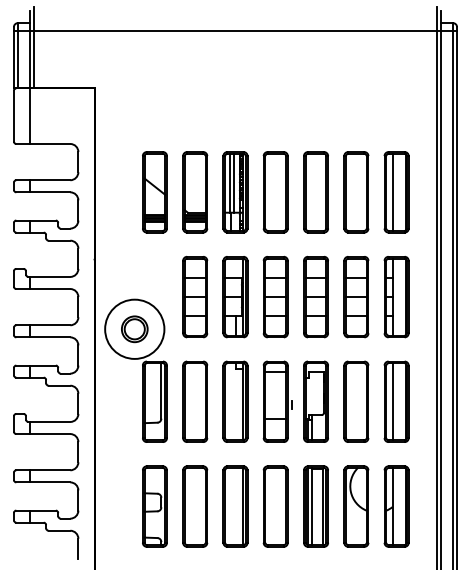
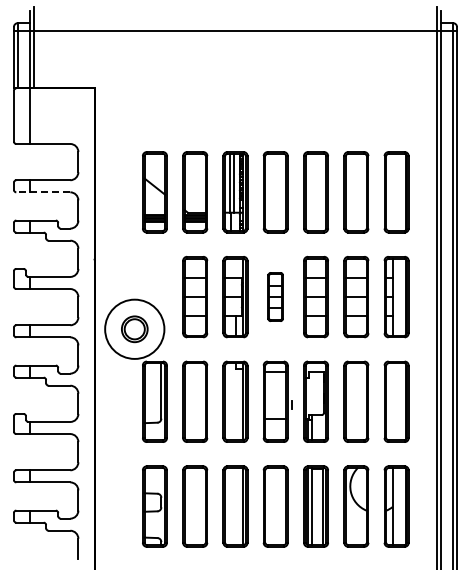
line: present -> none (392, 191)
line: solid -> dashed (43, 192)
part size: 27x84 px -> 17x50 px (275, 296)
line: present -> none (392, 401)
